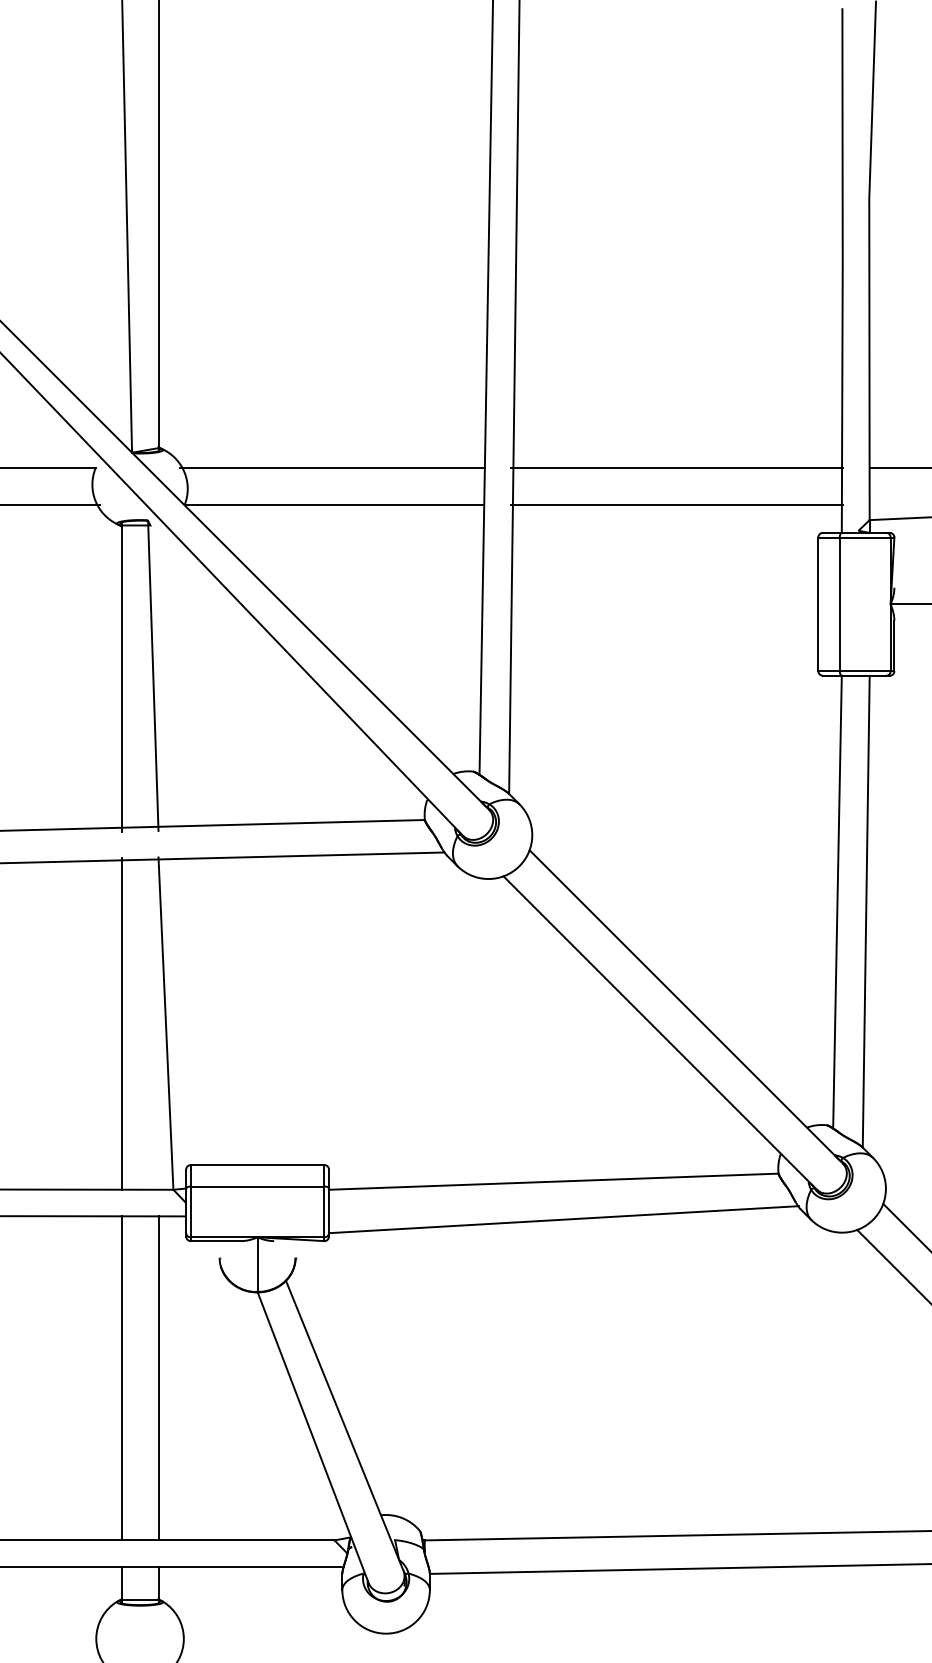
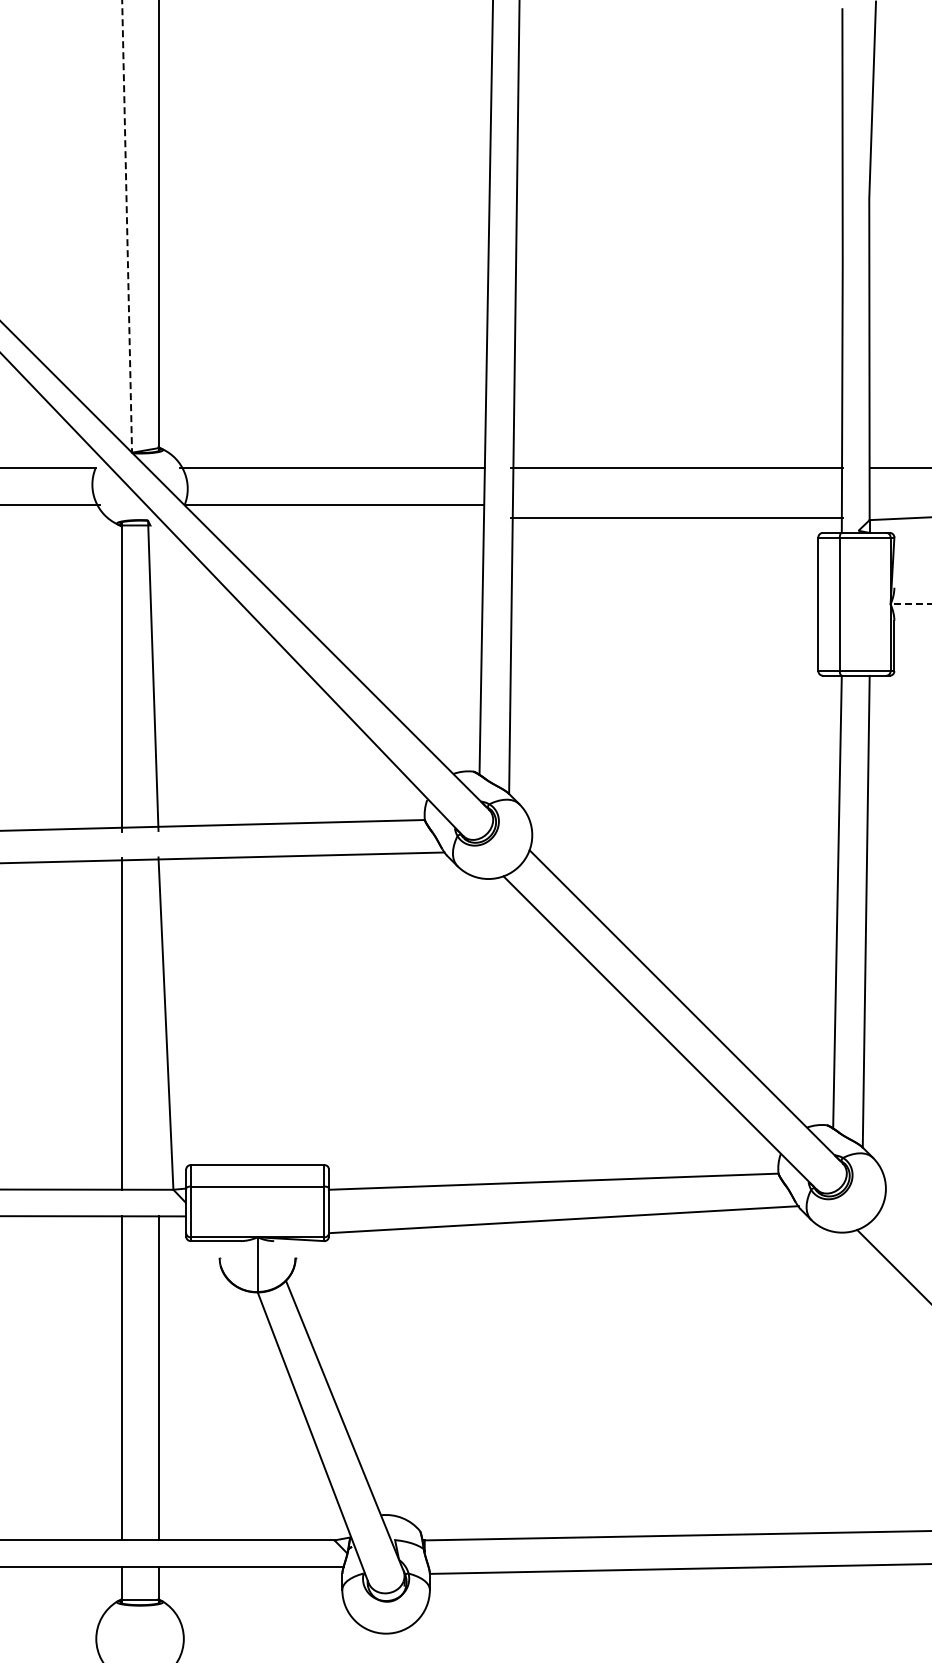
line: solid -> dashed (127, 226)
line position: (676, 505) -> (676, 518) (676, 518)
line: solid -> dashed (910, 604)
line: present -> none (905, 1226)
